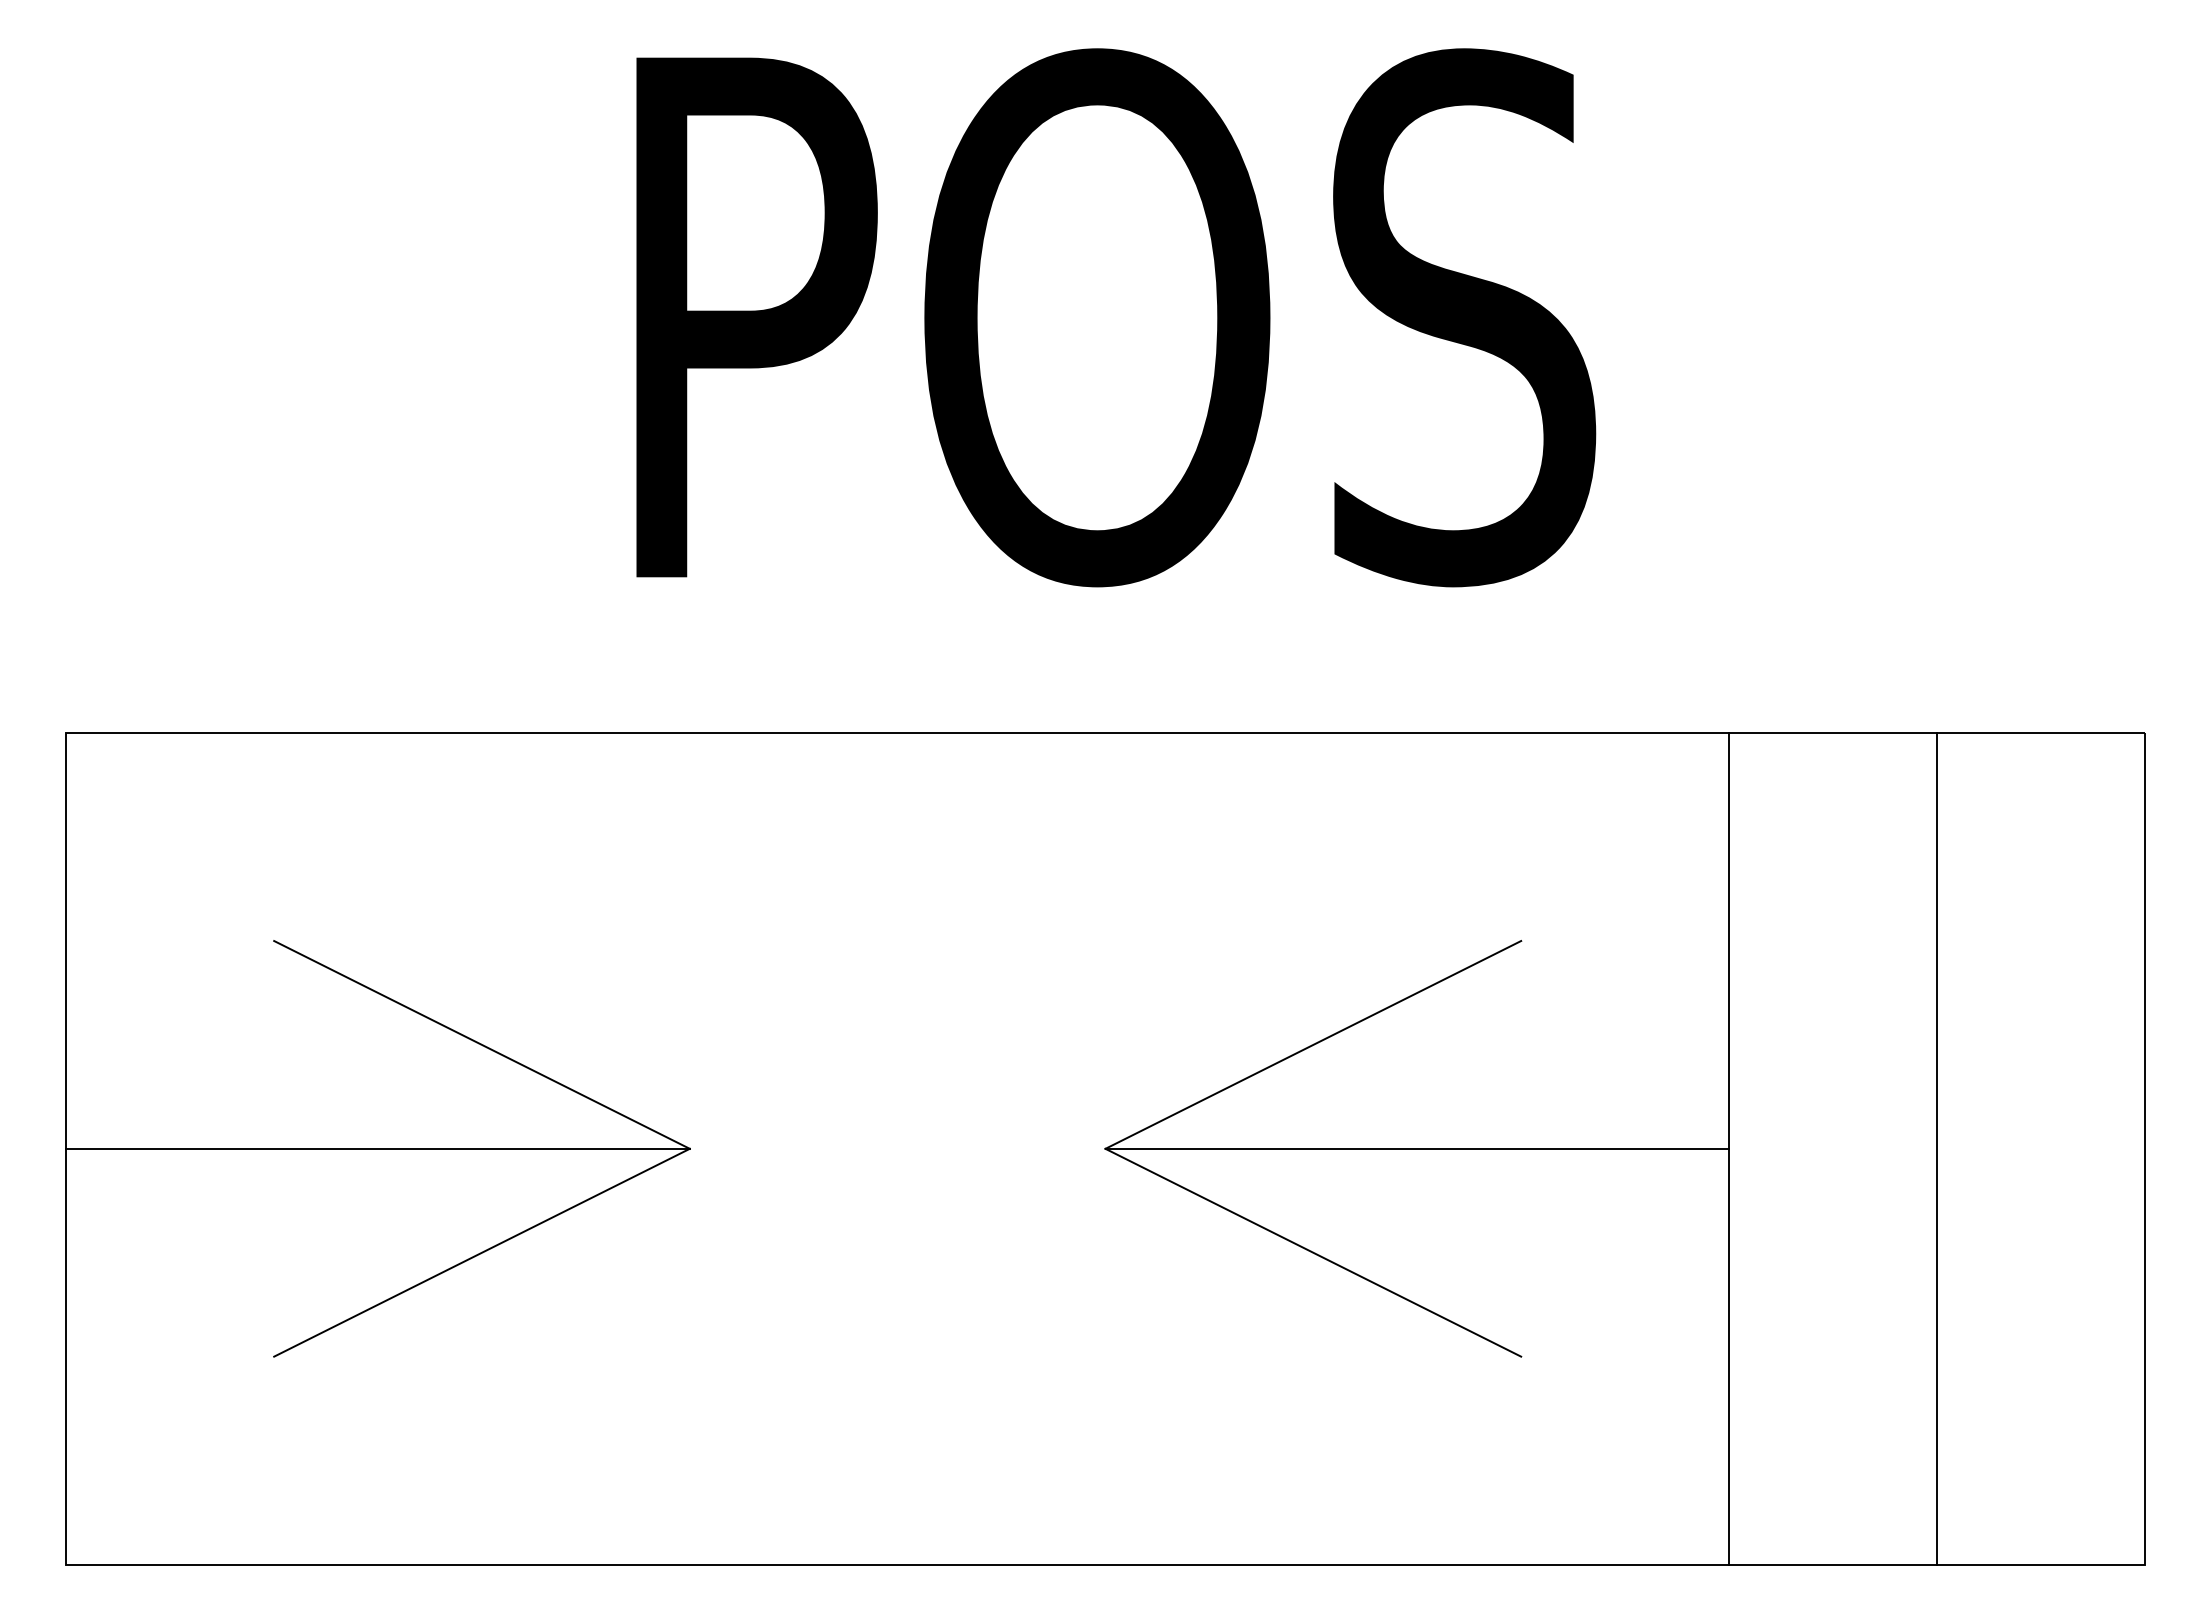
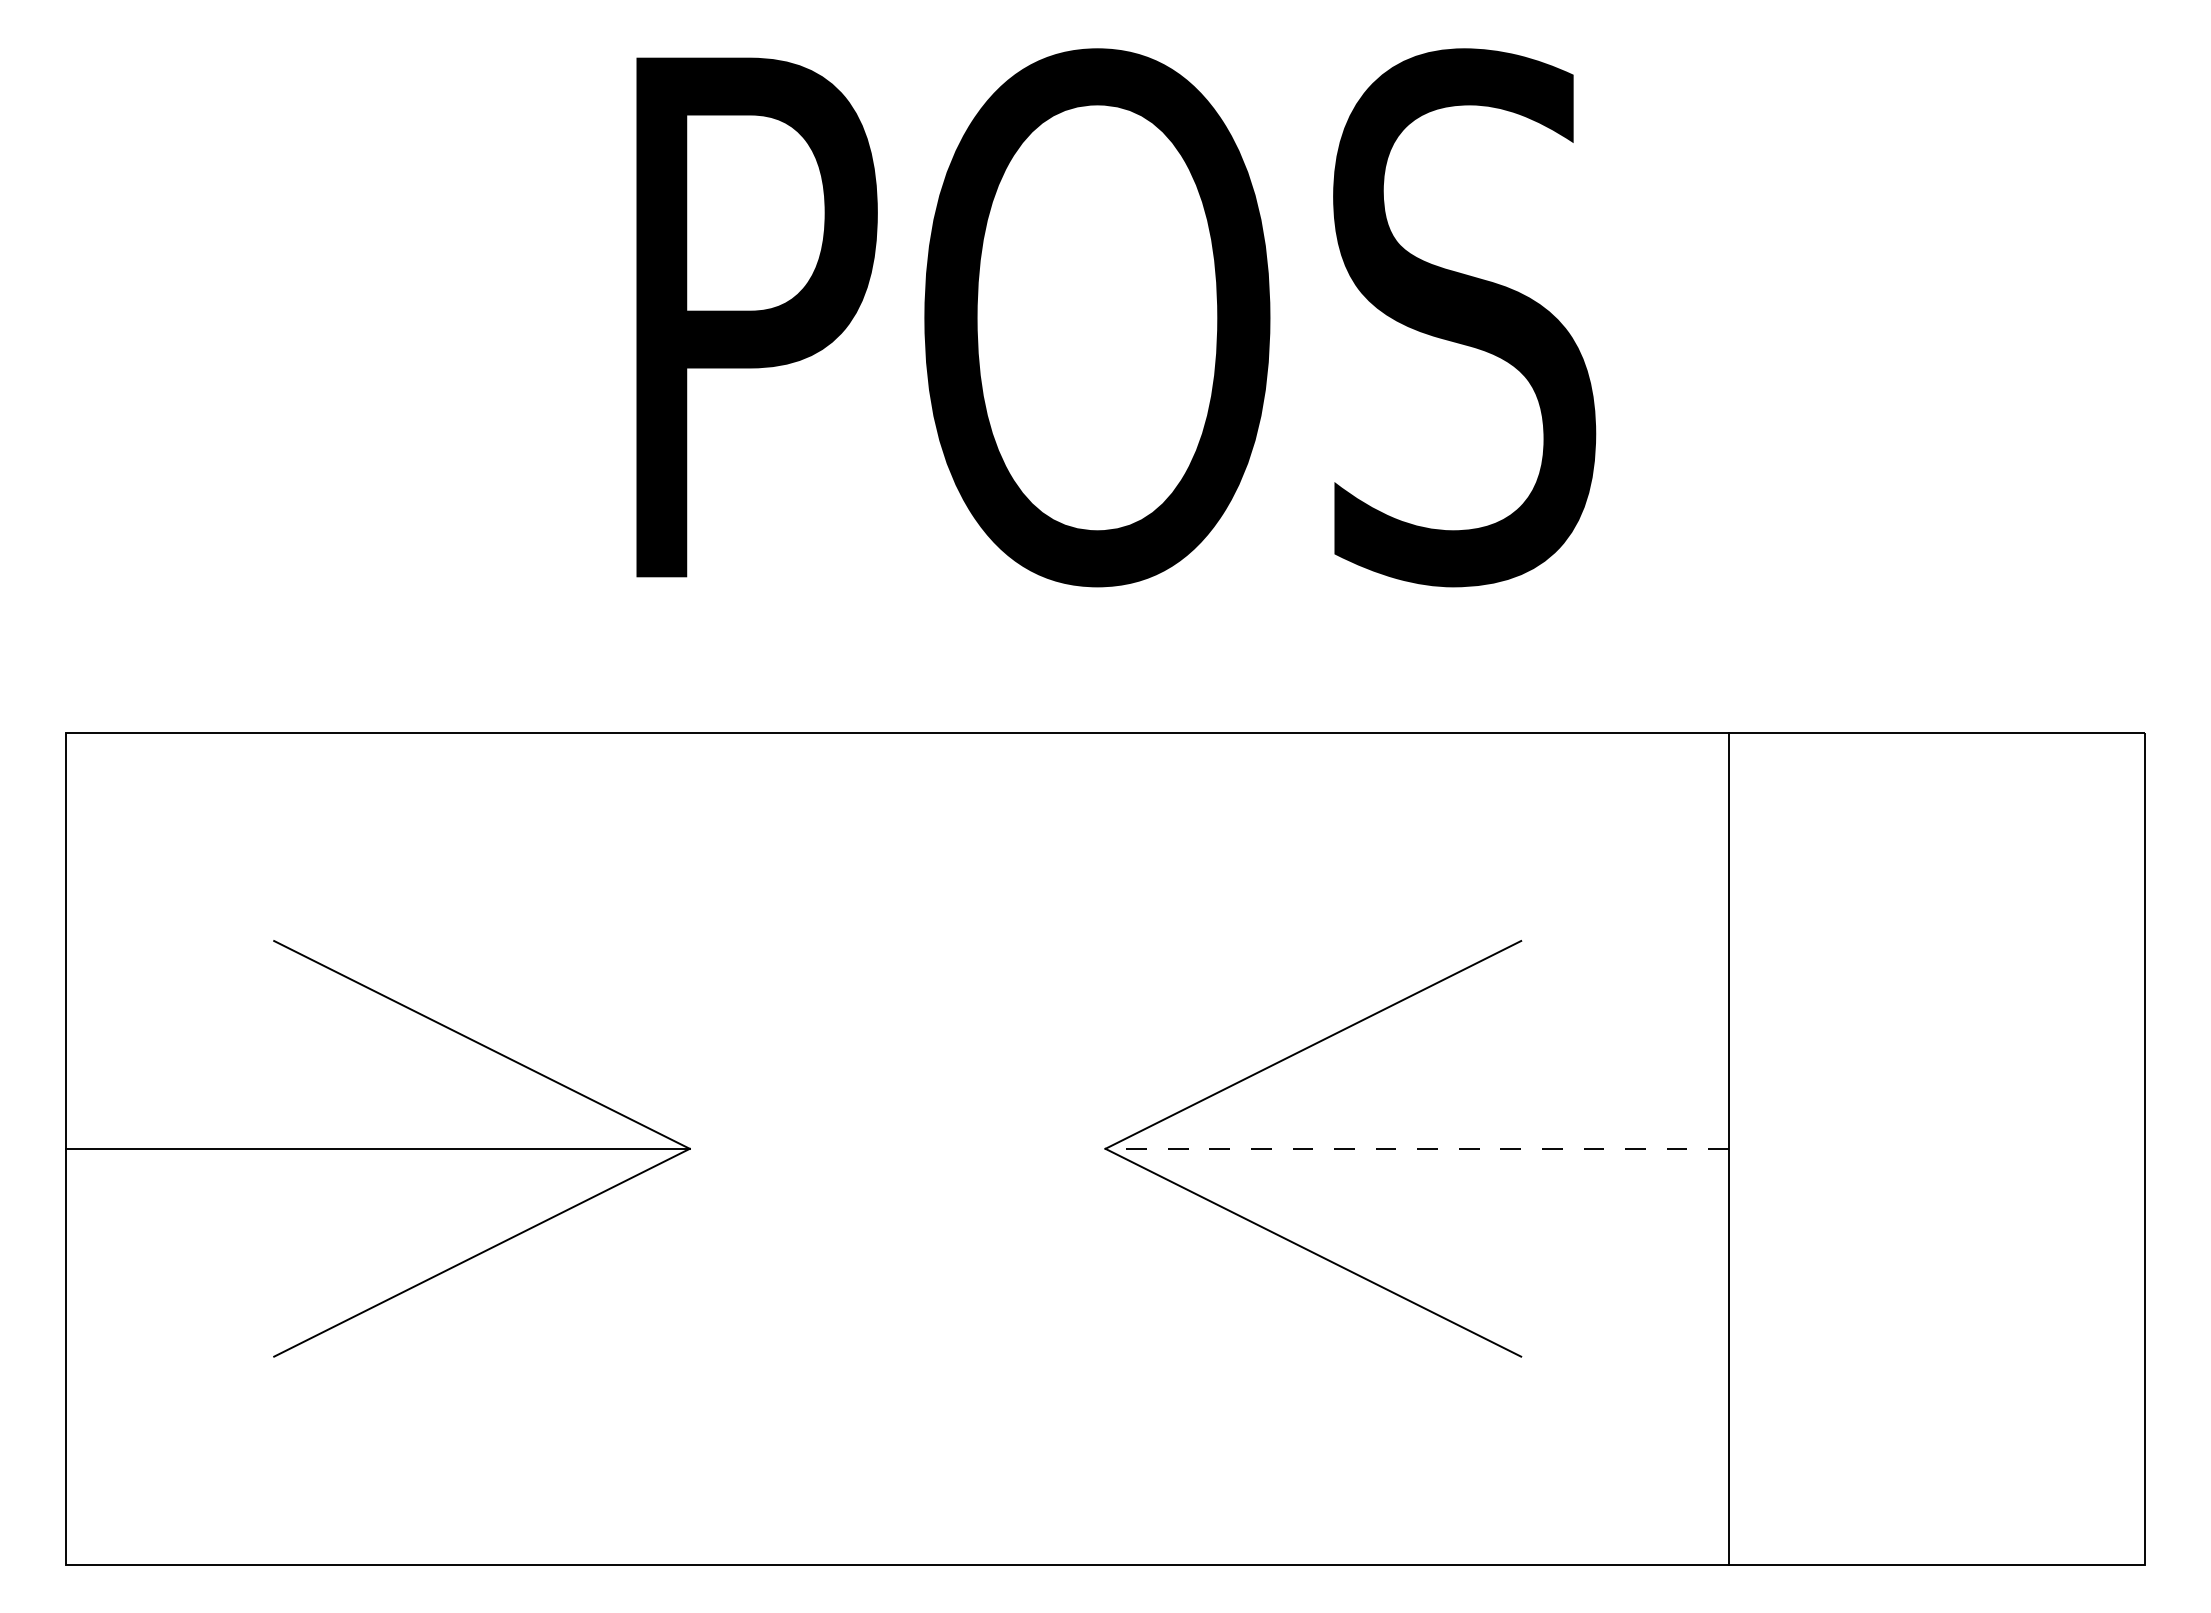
line: solid -> dashed (1417, 1148)
line: present -> none (1936, 1148)
